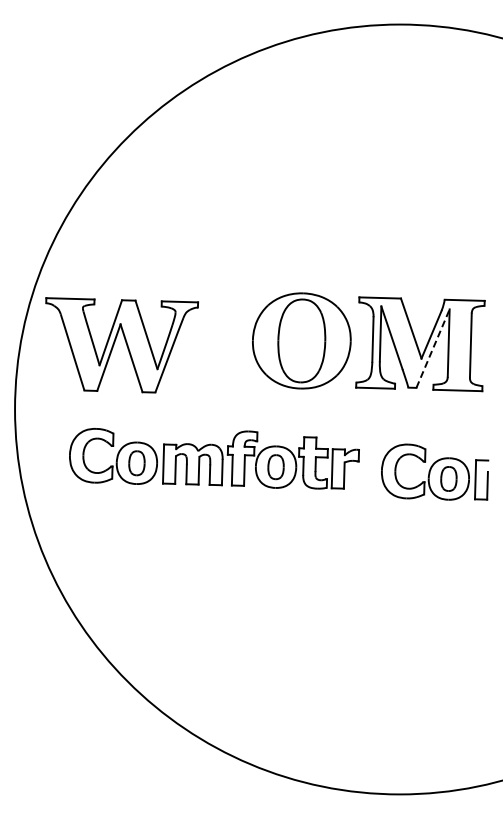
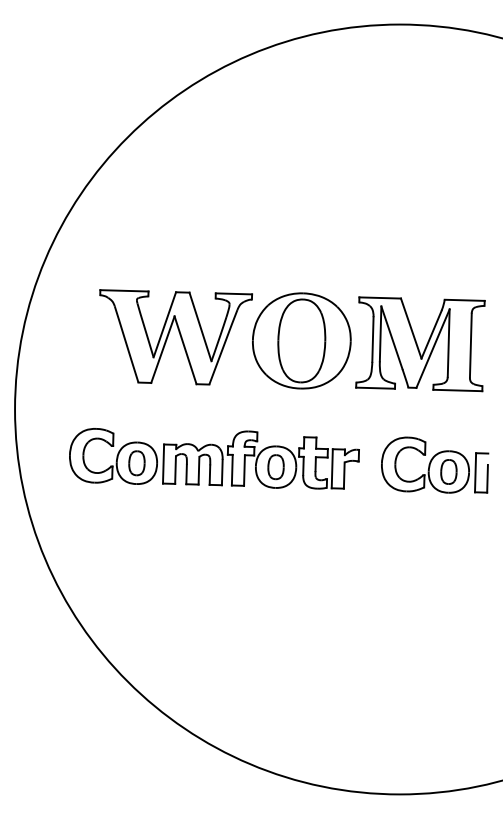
part position: (122, 345) -> (176, 337) (176, 337)
line: dashed -> solid (433, 348)
part position: (435, 471) -> (435, 464) (435, 464)
